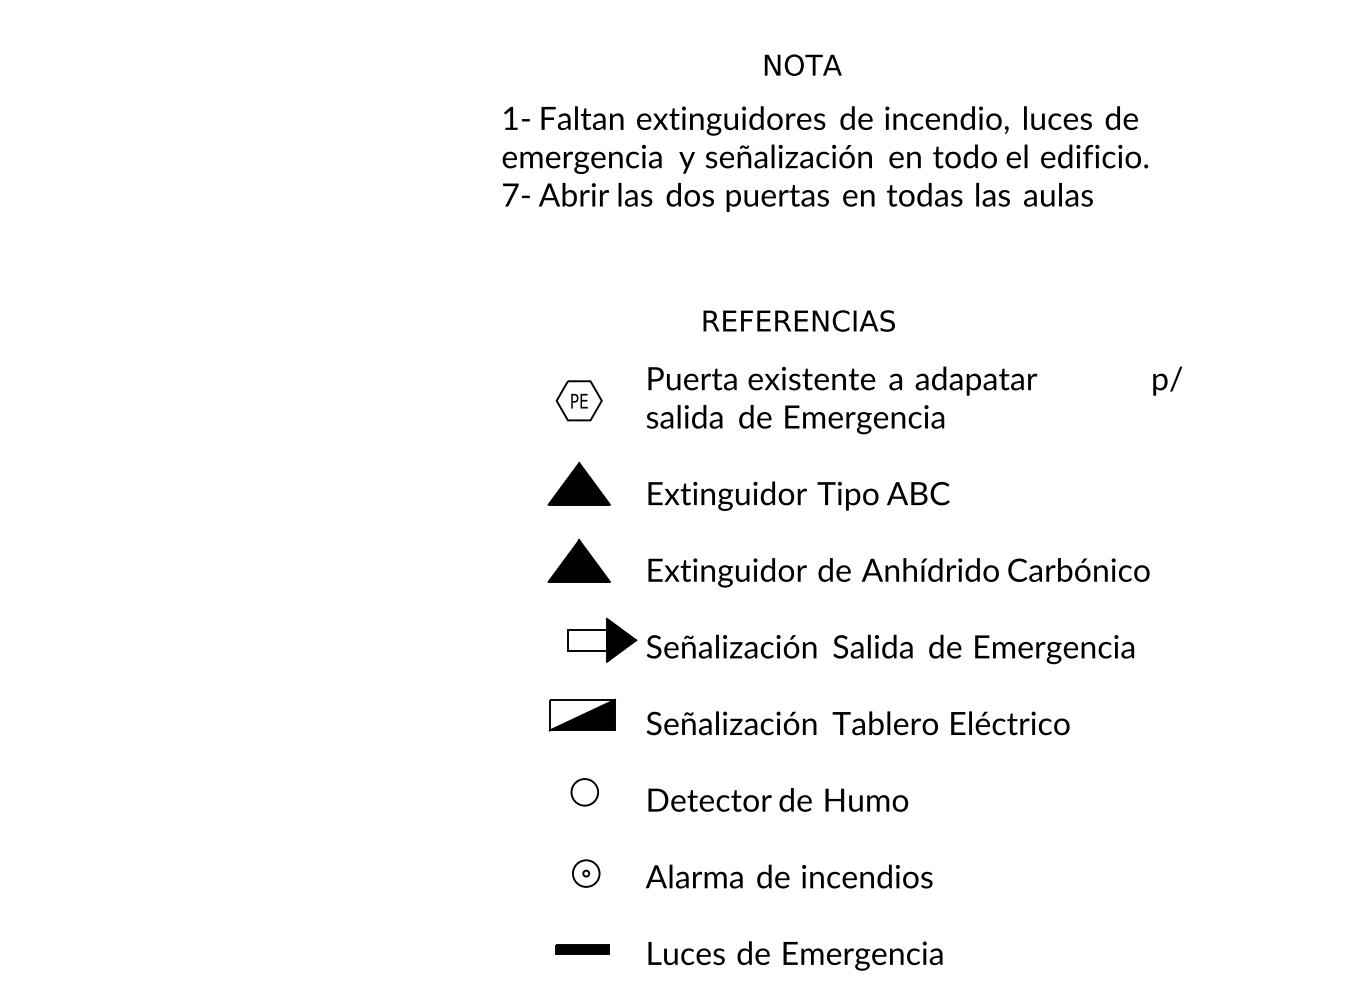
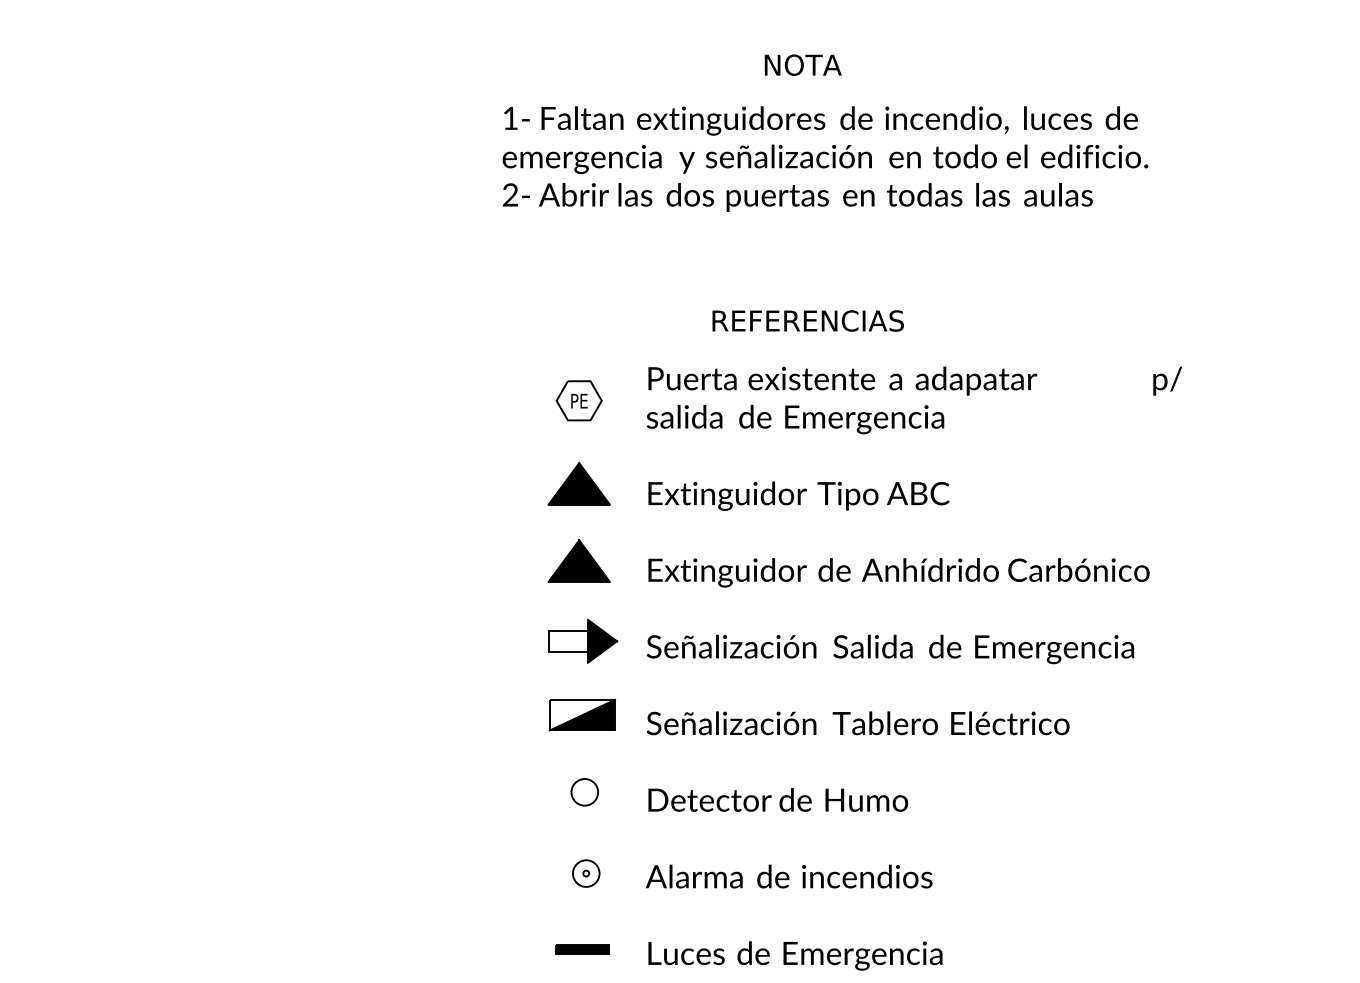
text: 7- -> 2- (510, 194)
text position: (798, 320) -> (807, 320) (807, 320)
part position: (602, 639) -> (583, 640) (583, 640)
